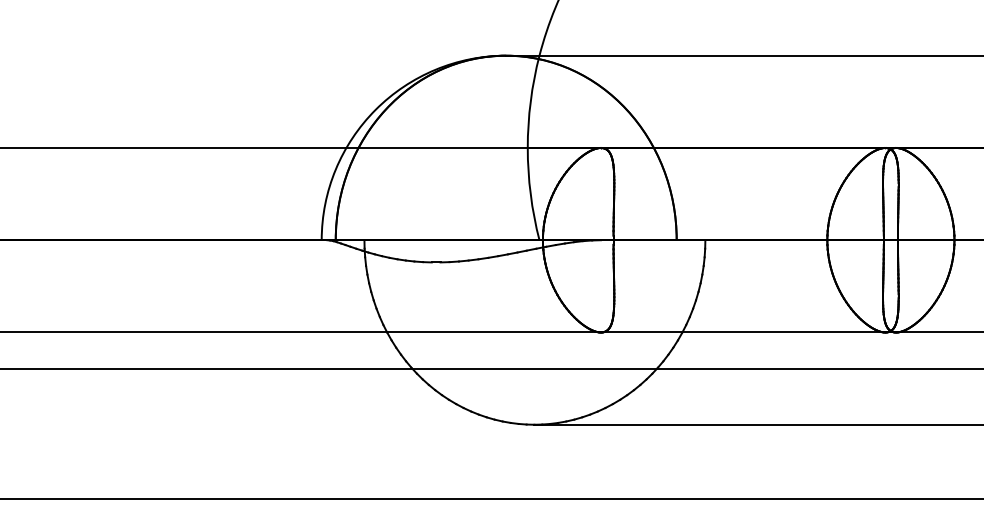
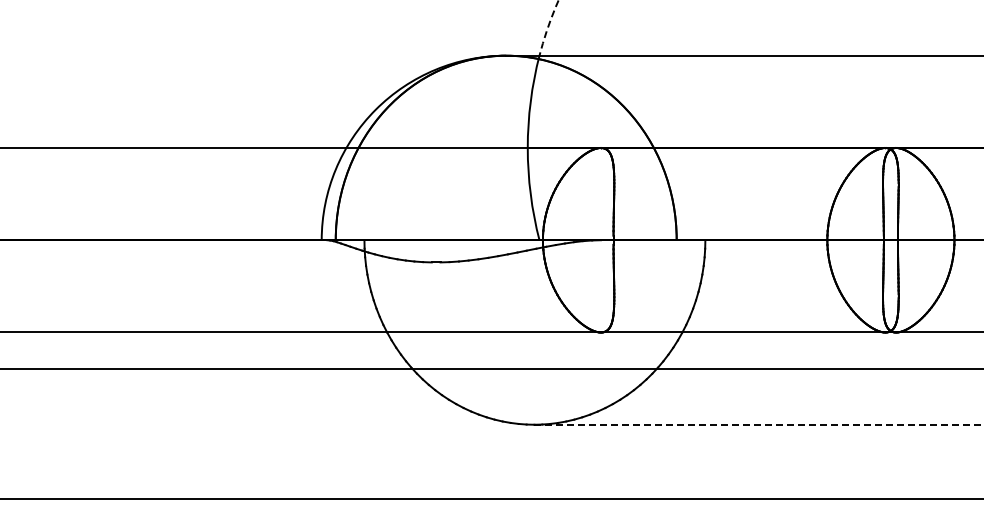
arc: solid -> dashed (547, 27)
line: solid -> dashed (759, 424)
